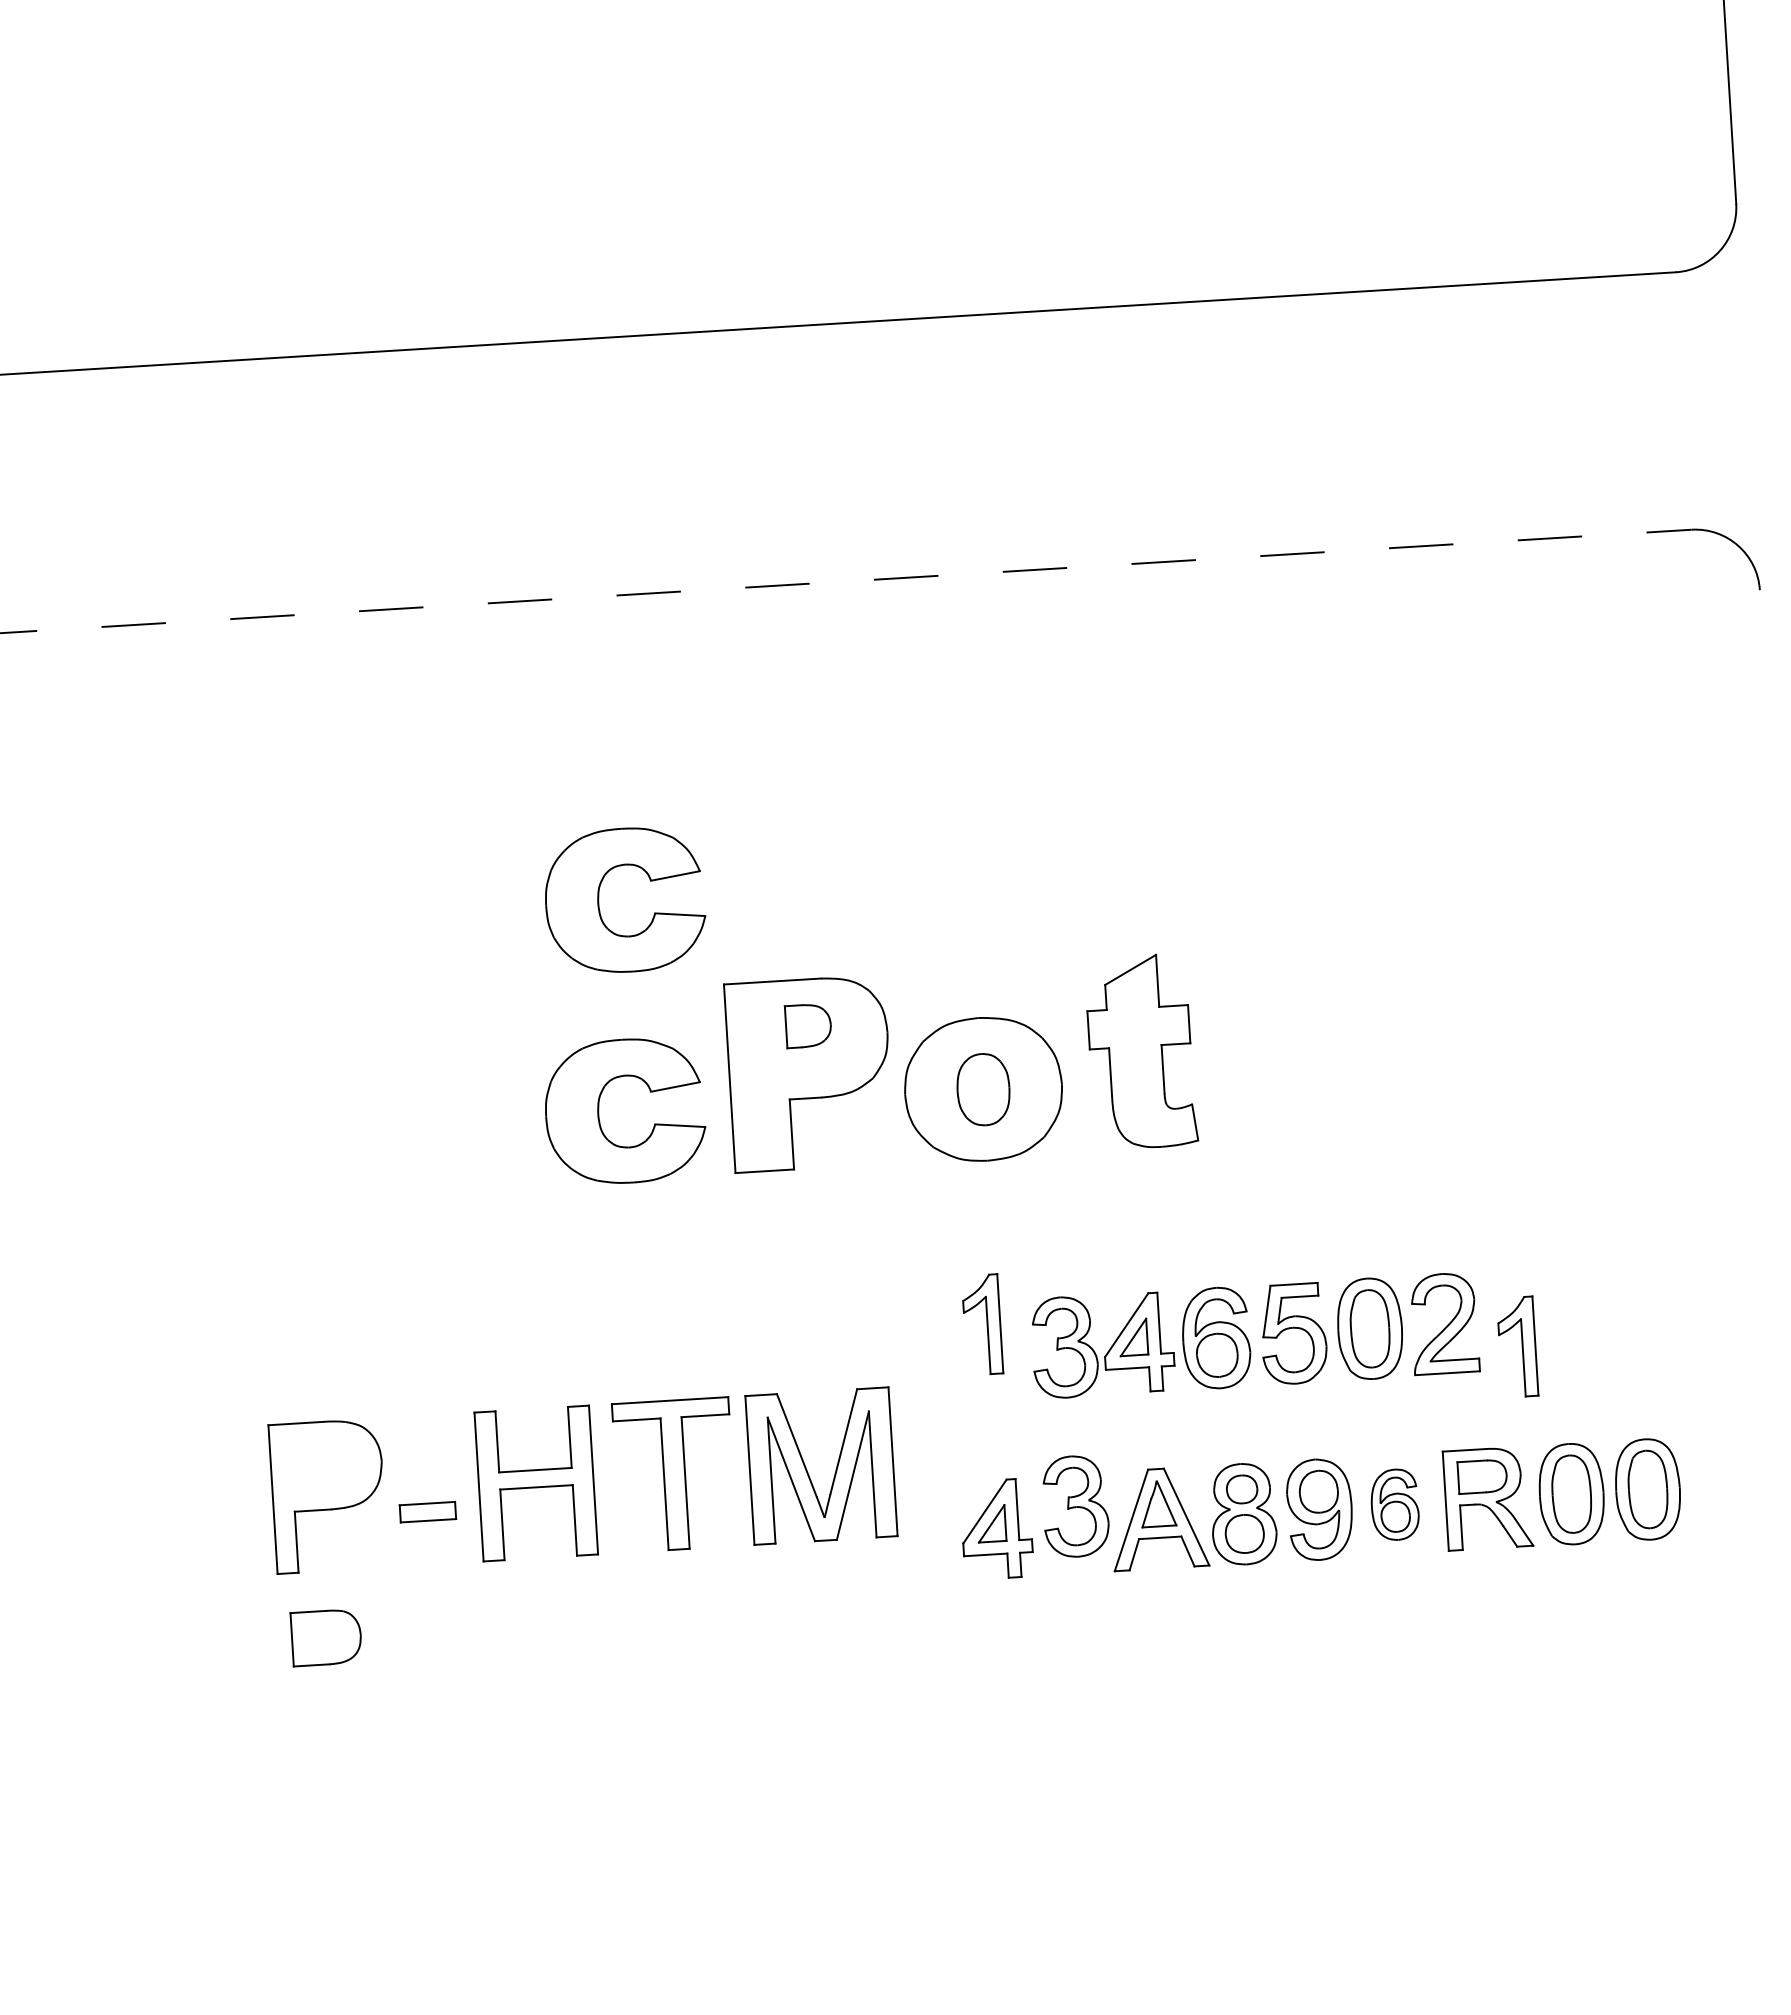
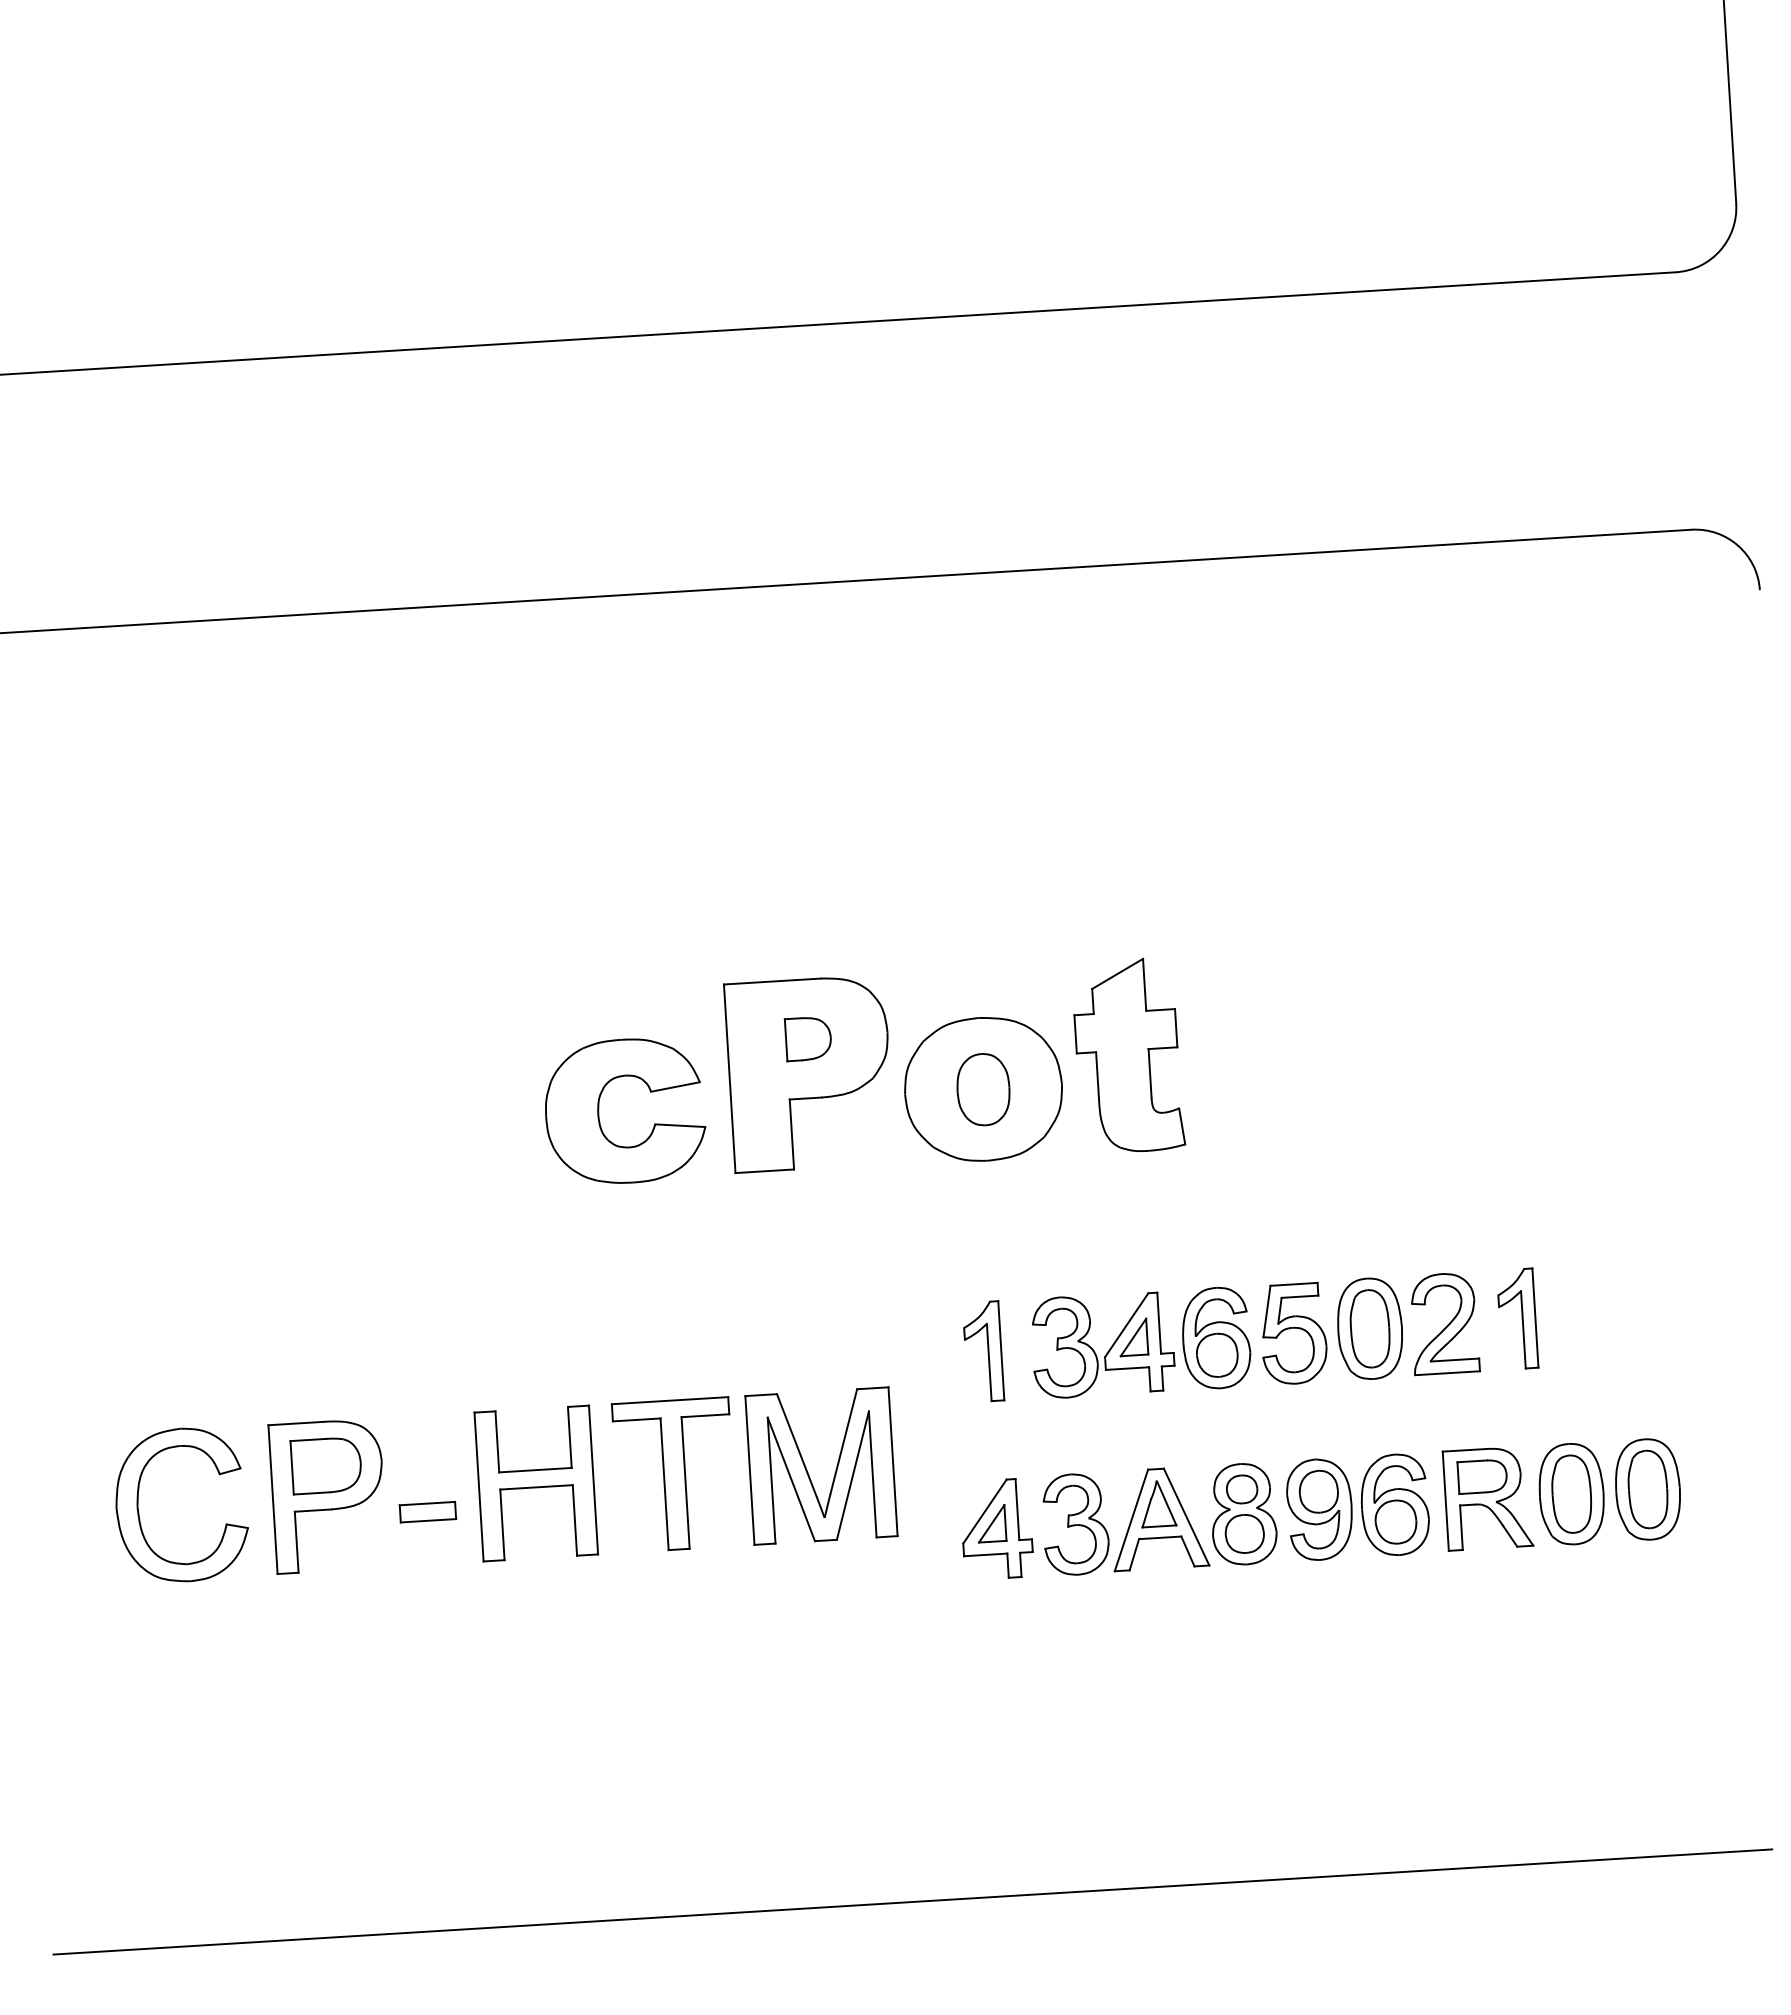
line: dashed -> solid (846, 581)
part: present -> none (599, 899)
part position: (807, 1026) -> (807, 1039) (807, 1039)
part position: (1142, 1050) -> (1129, 1054) (1129, 1054)
part position: (983, 1324) -> (984, 1351) (984, 1351)
part position: (1518, 1346) -> (1518, 1318) (1518, 1318)
part size: 50x73 px -> 70x103 px (1394, 1504)
part position: (1075, 1506) -> (1075, 1524) (1075, 1524)
part: none -> present (139, 1512)
part position: (325, 1638) -> (325, 1466) (325, 1466)
line: none -> present (912, 1901)
